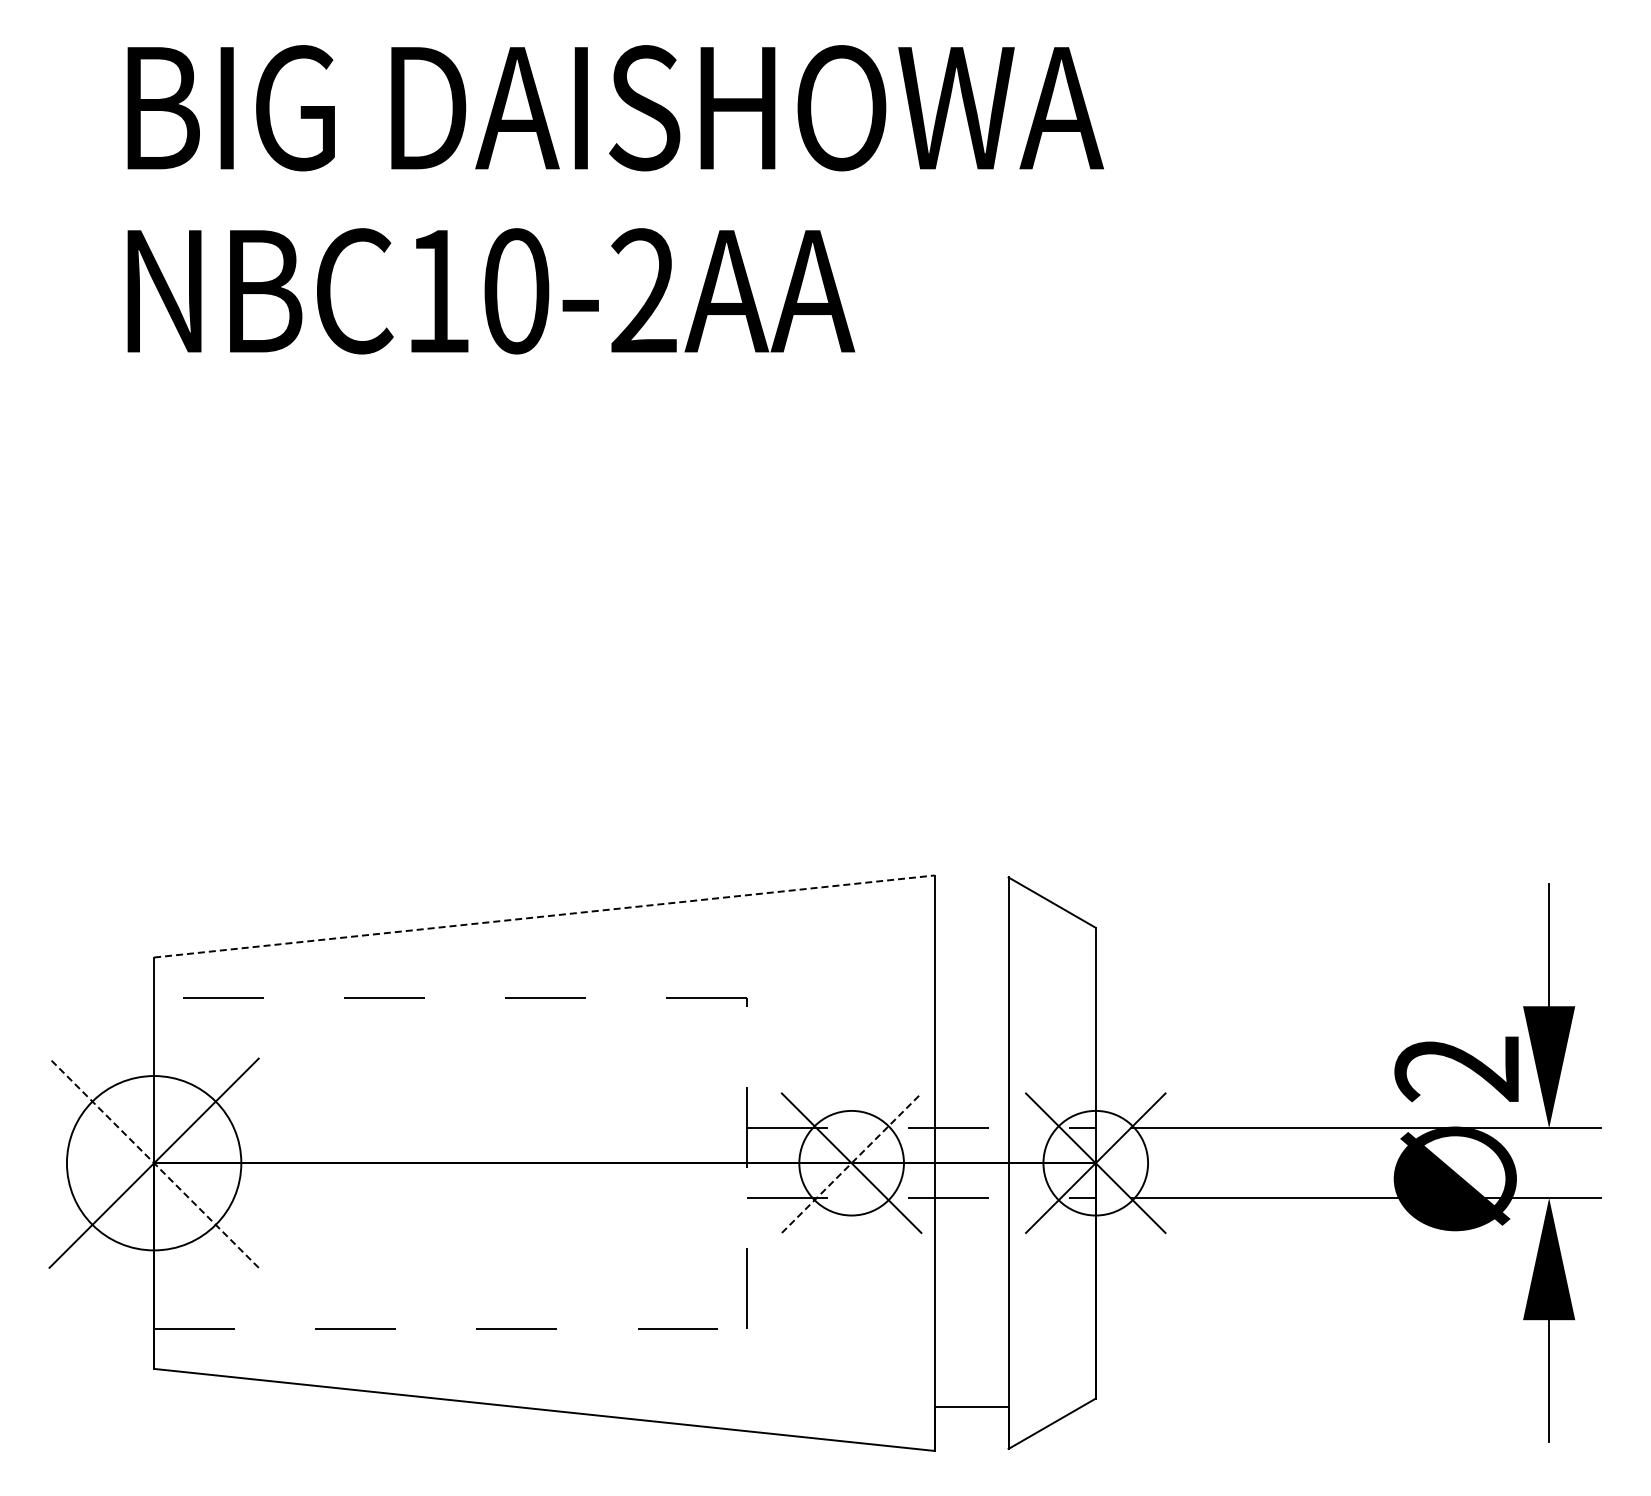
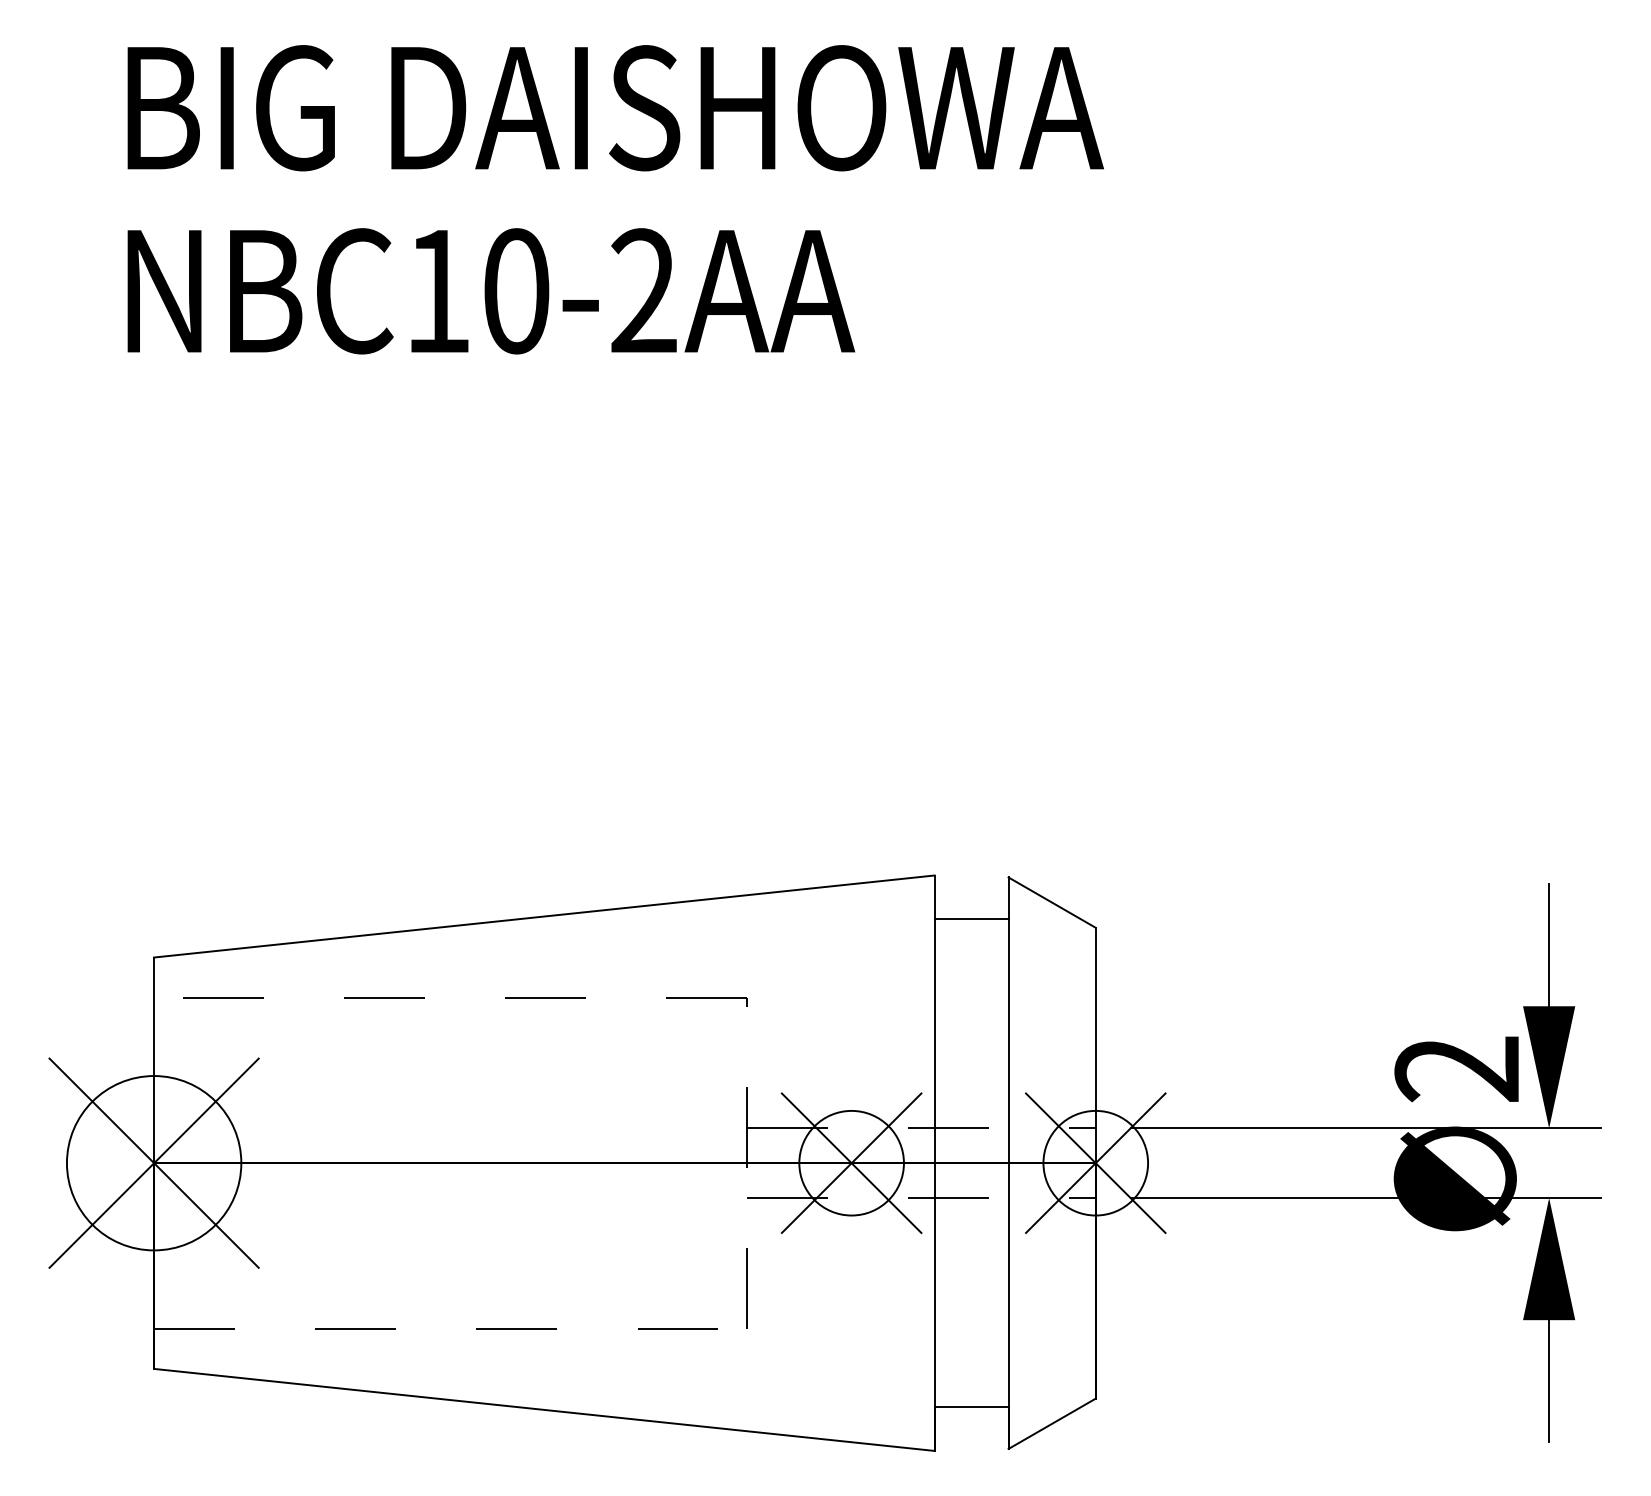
line: dashed -> solid (544, 916)
line: none -> present (971, 919)
line: dashed -> solid (154, 1163)
line: dashed -> solid (851, 1163)
